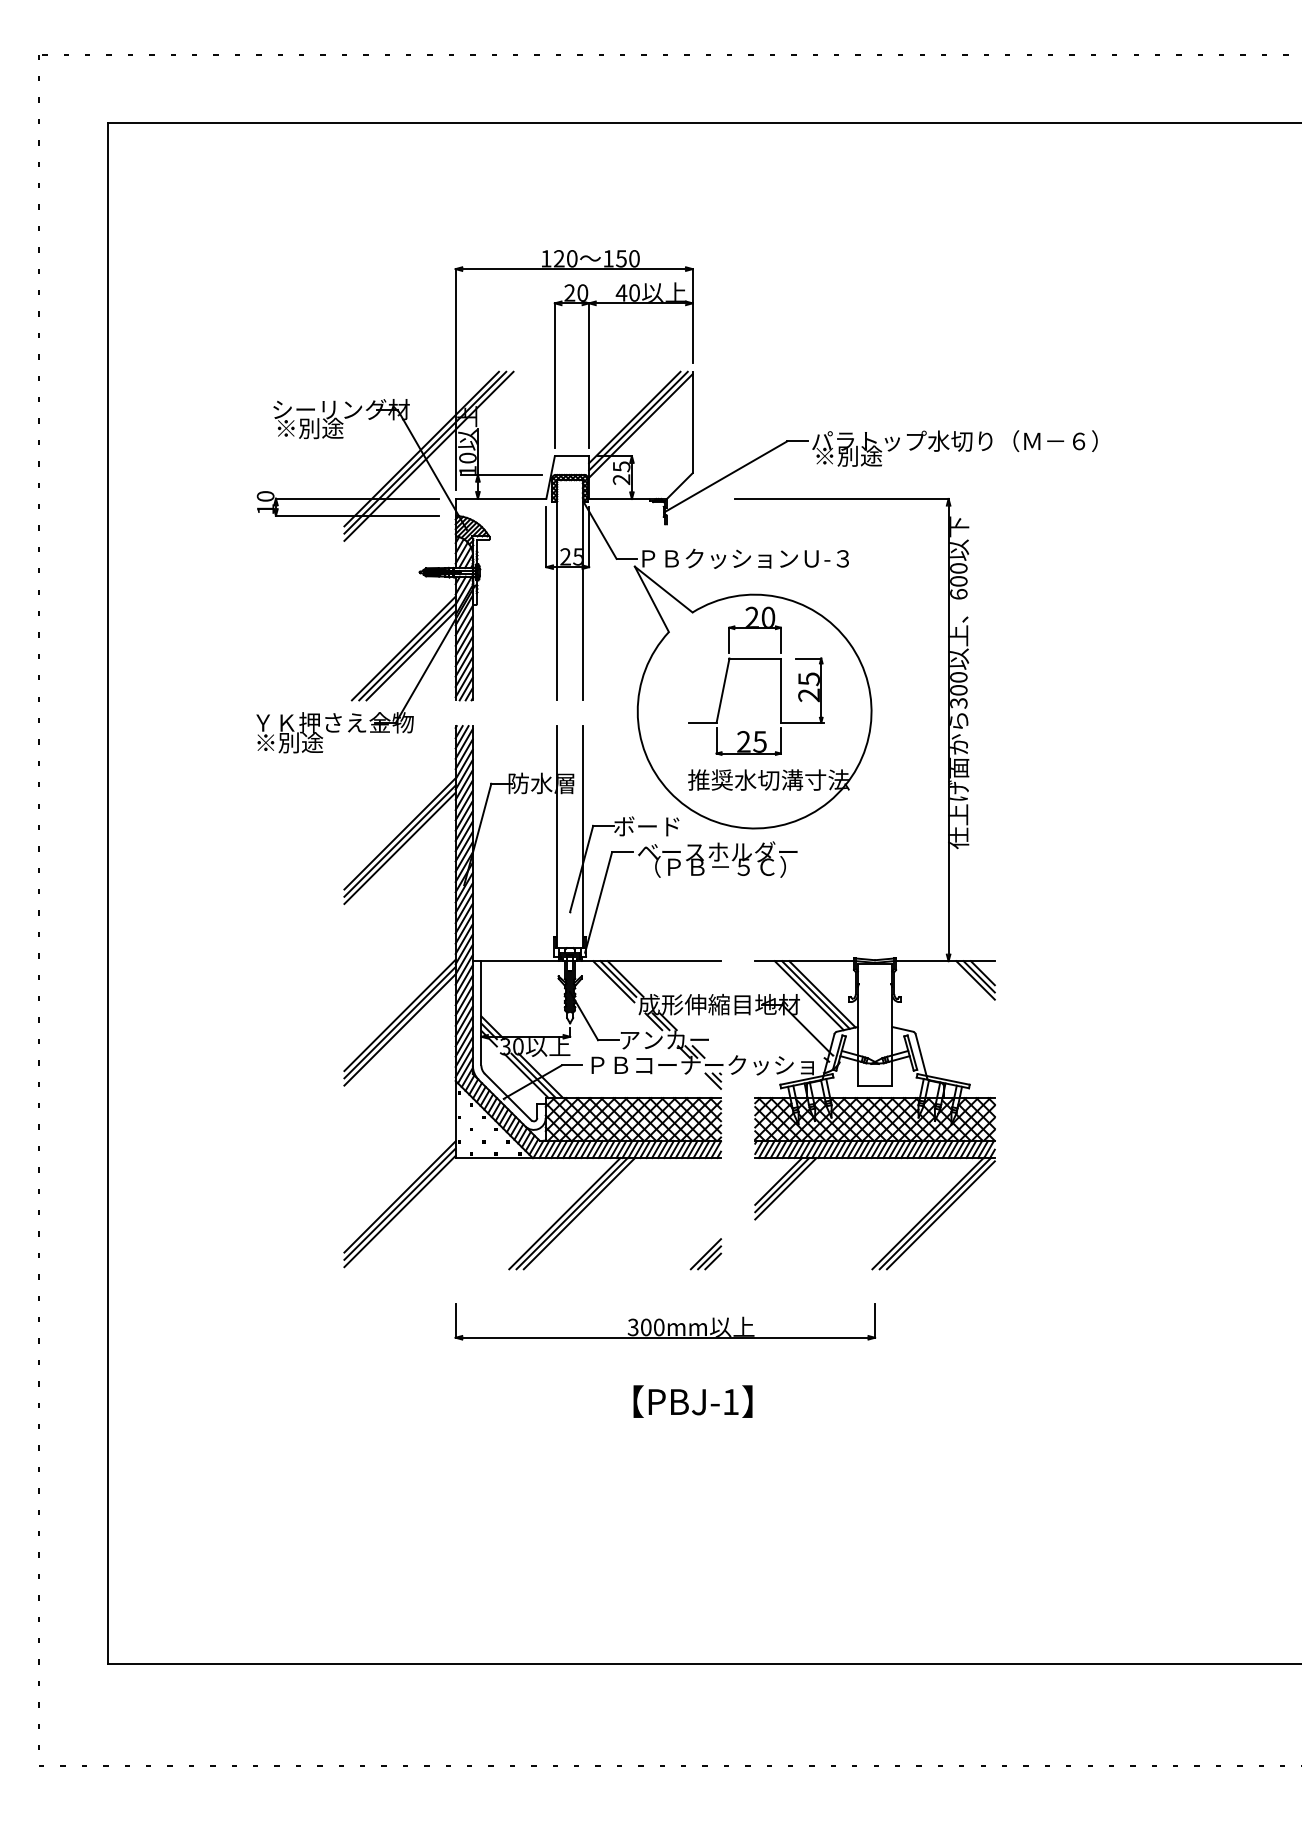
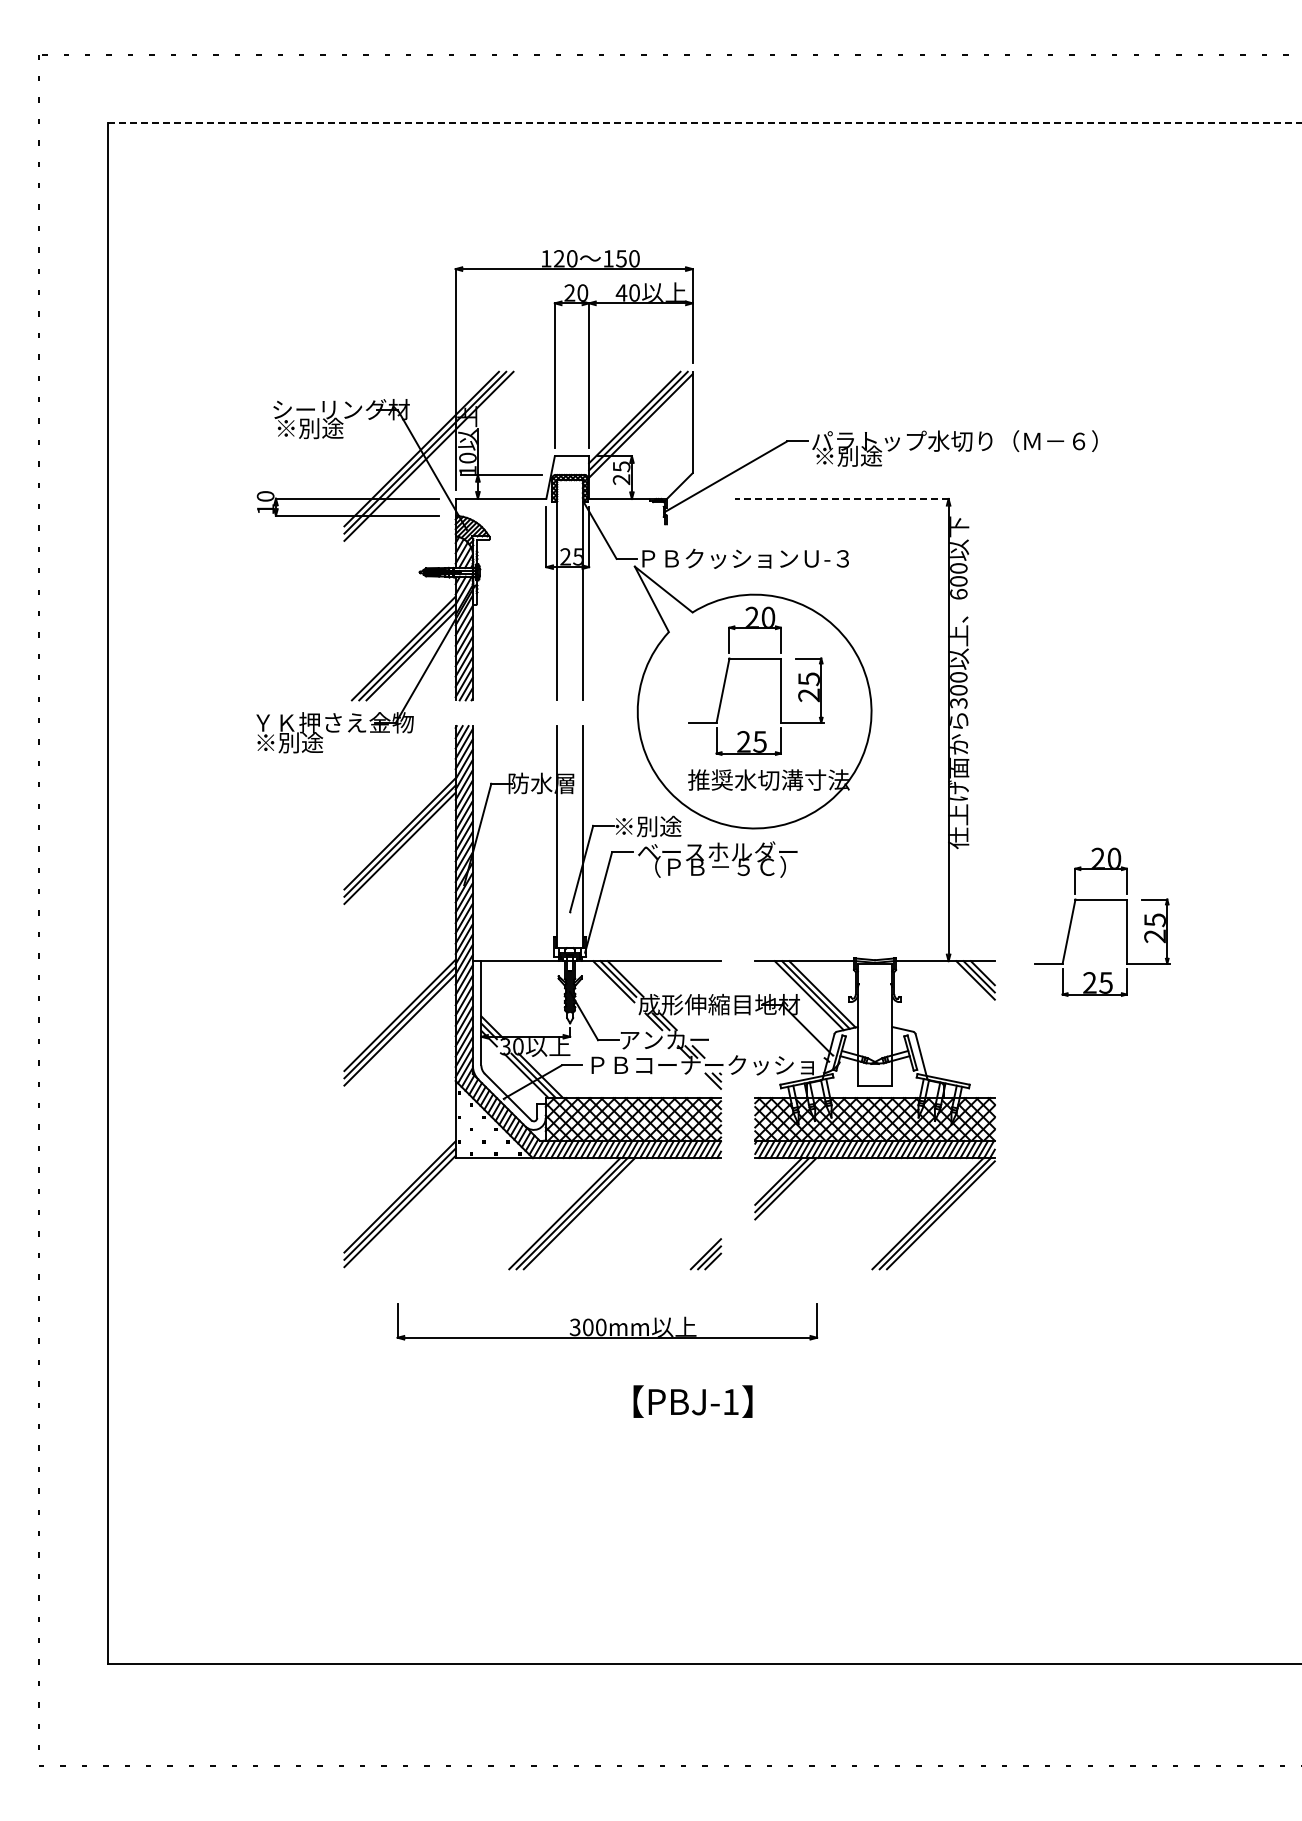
line: solid -> dashed (704, 123)
line: solid -> dashed (841, 498)
text: ボード -> ※別途 (647, 826)
part: none -> present (1102, 900)
part position: (665, 1321) -> (607, 1321) (607, 1321)
